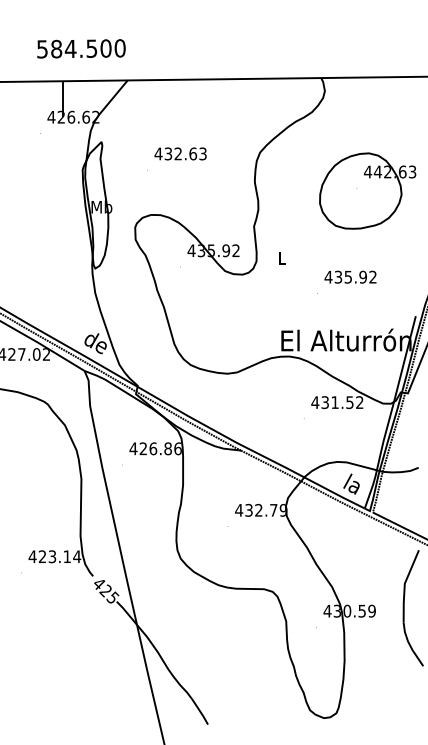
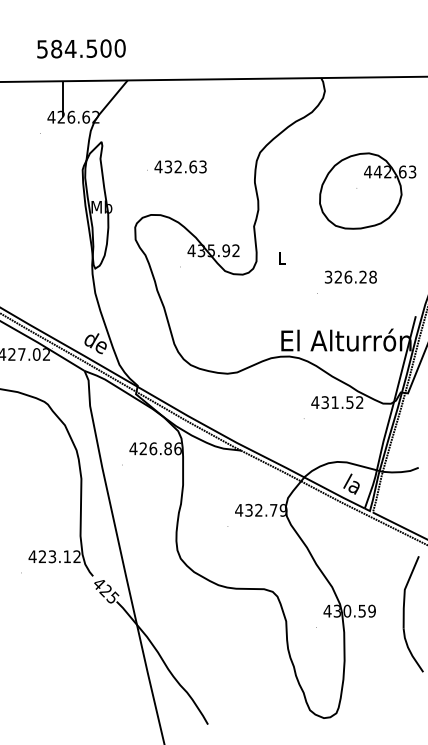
text position: (180, 153) -> (180, 166) (180, 166)
text: 435.92 -> 326.28 (350, 276)
text: 423.14 -> 423.12 (77, 556)
part position: (404, 608) -> (404, 614) (404, 614)
